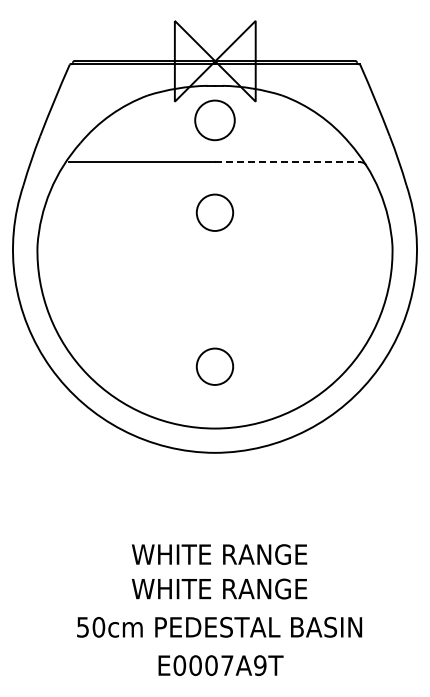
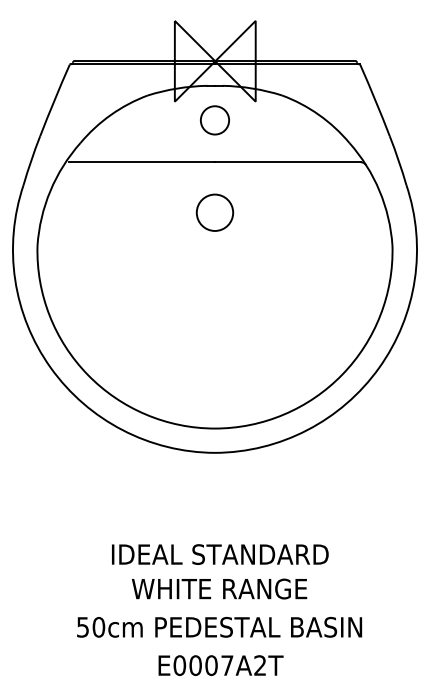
circle diameter: 40 px -> 28 px (214, 120)
line: dashed -> solid (287, 162)
circle: present -> none (214, 366)
text: WHITE RANGE -> IDEAL STANDARD (220, 554)
text: E0007A9T -> E0007A2T (260, 665)
